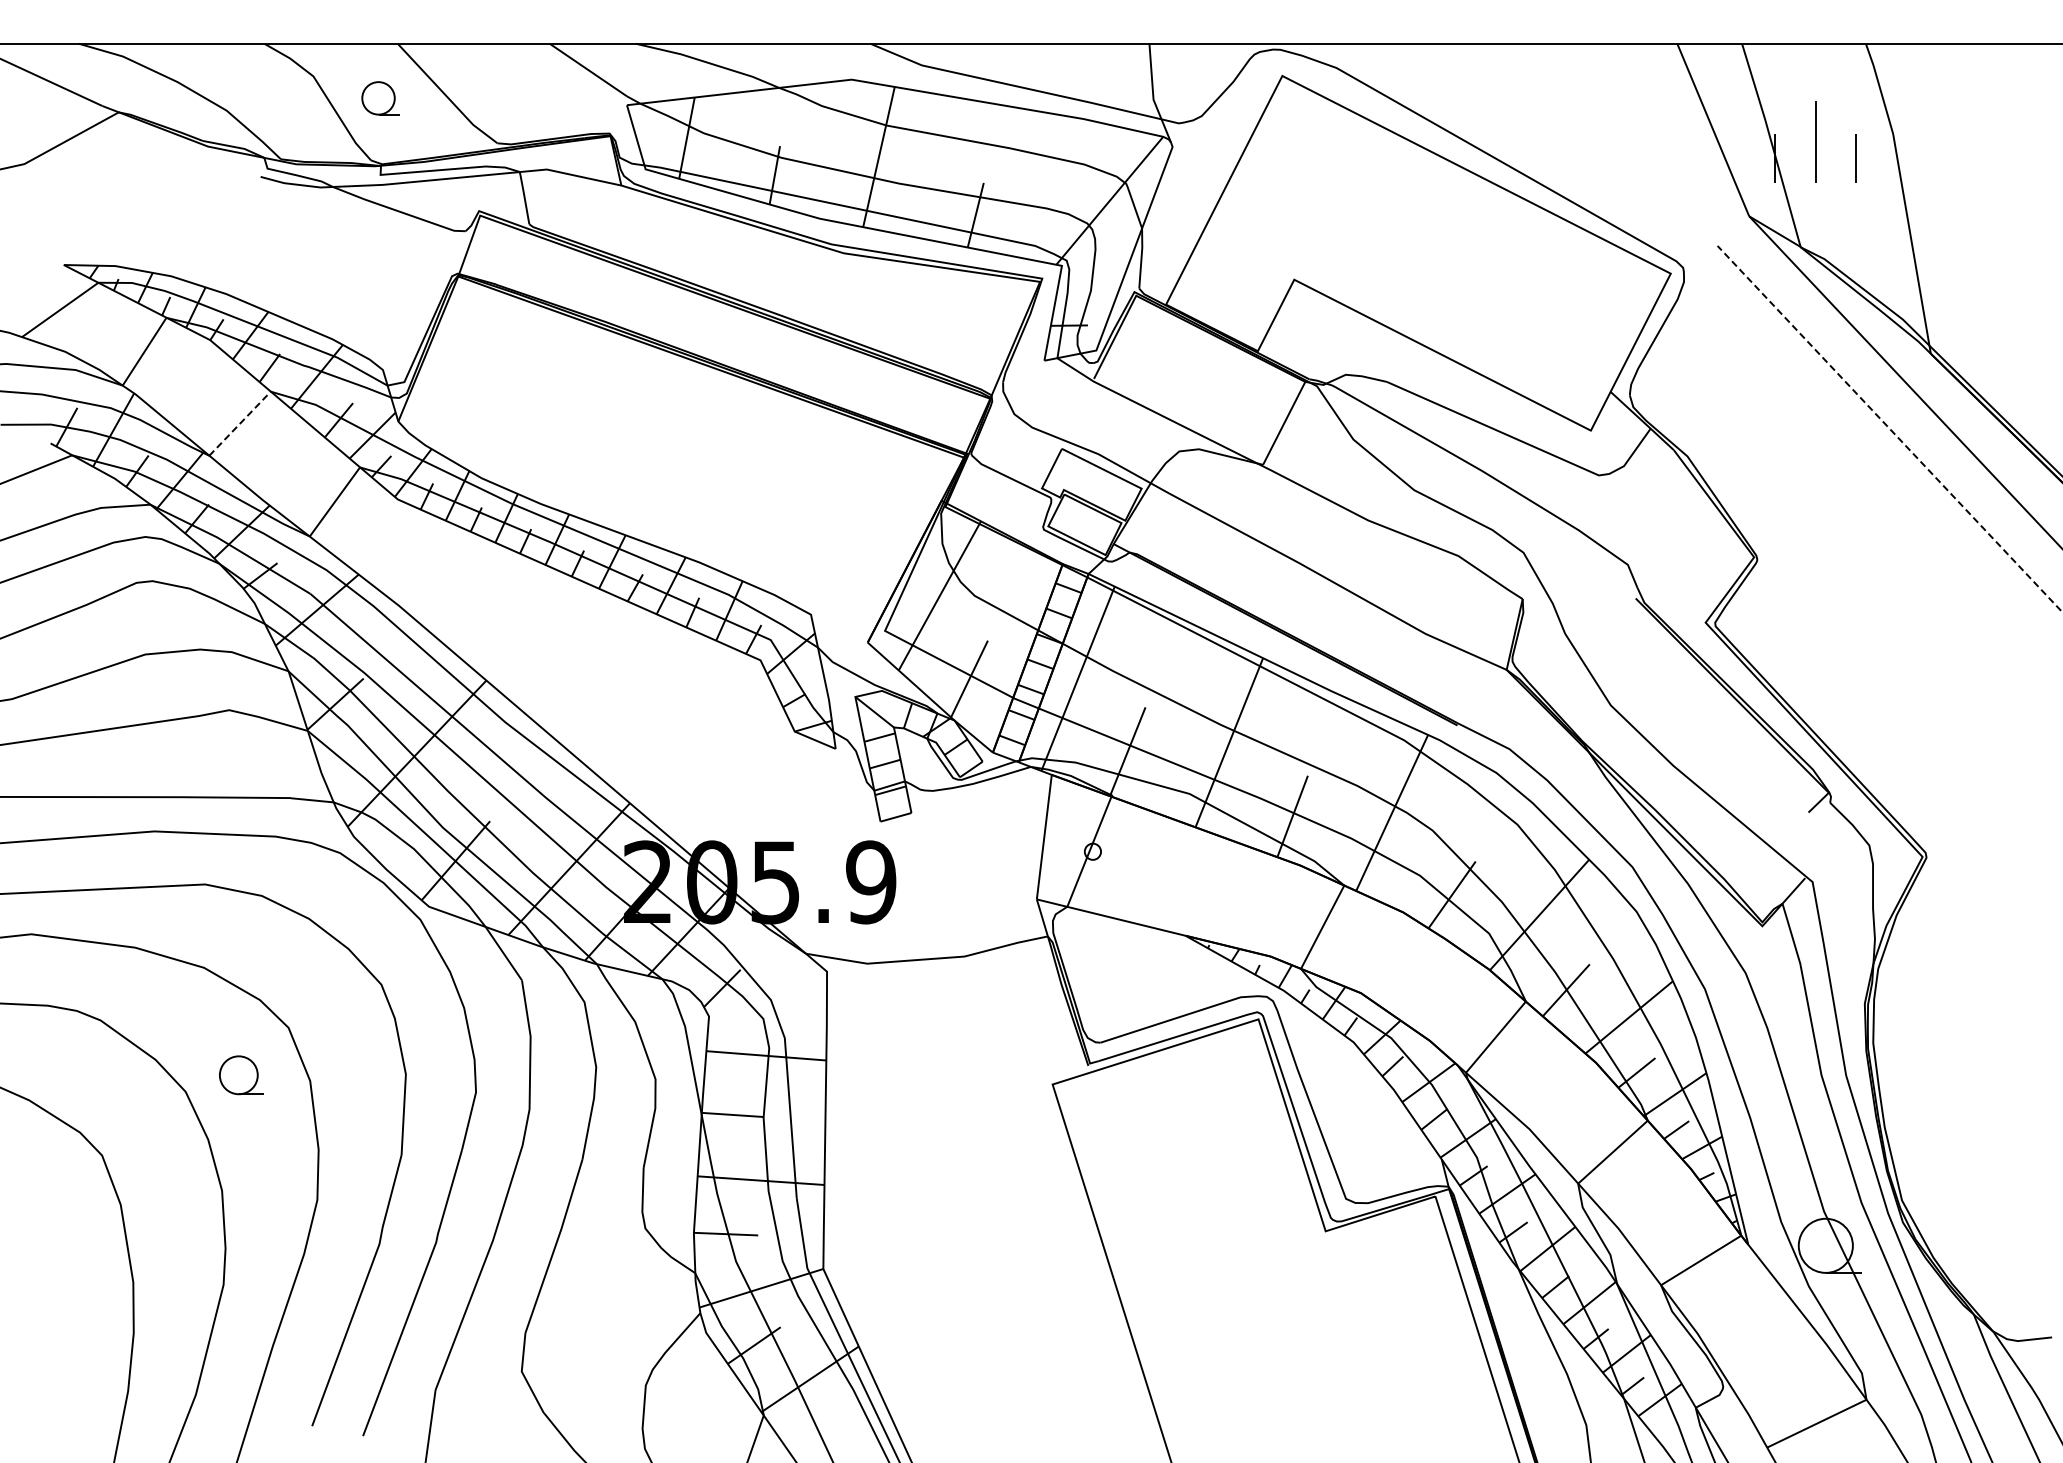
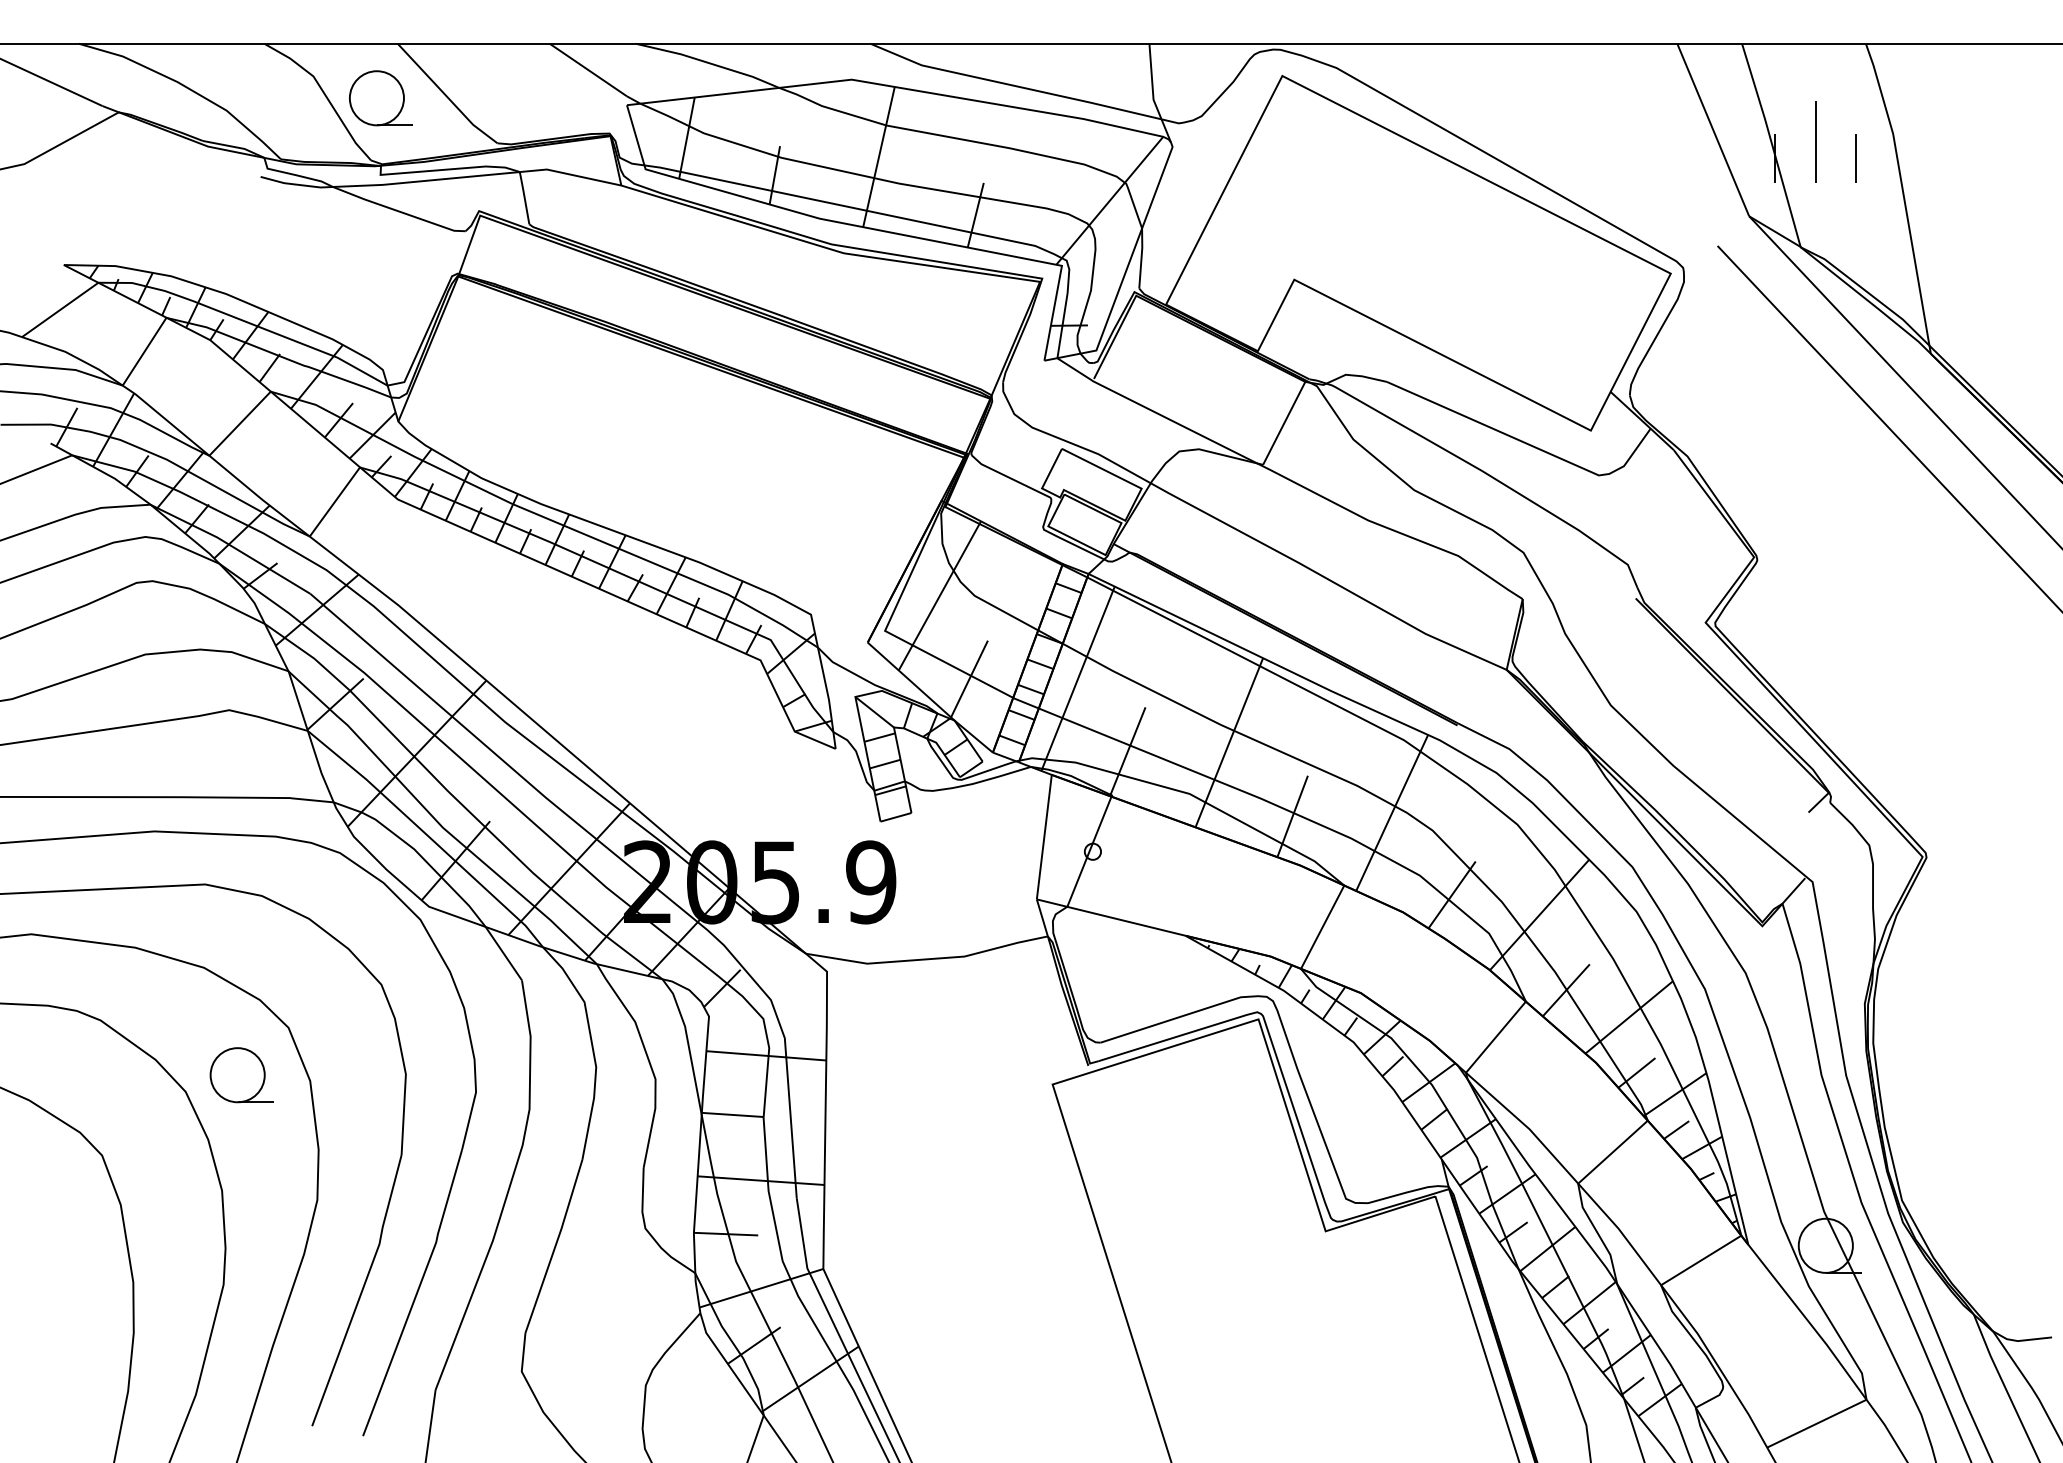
part size: 39x35 px -> 64x57 px (380, 98)
line: dashed -> solid (240, 423)
line: dashed -> solid (1890, 429)
part size: 45x41 px -> 65x57 px (241, 1075)
